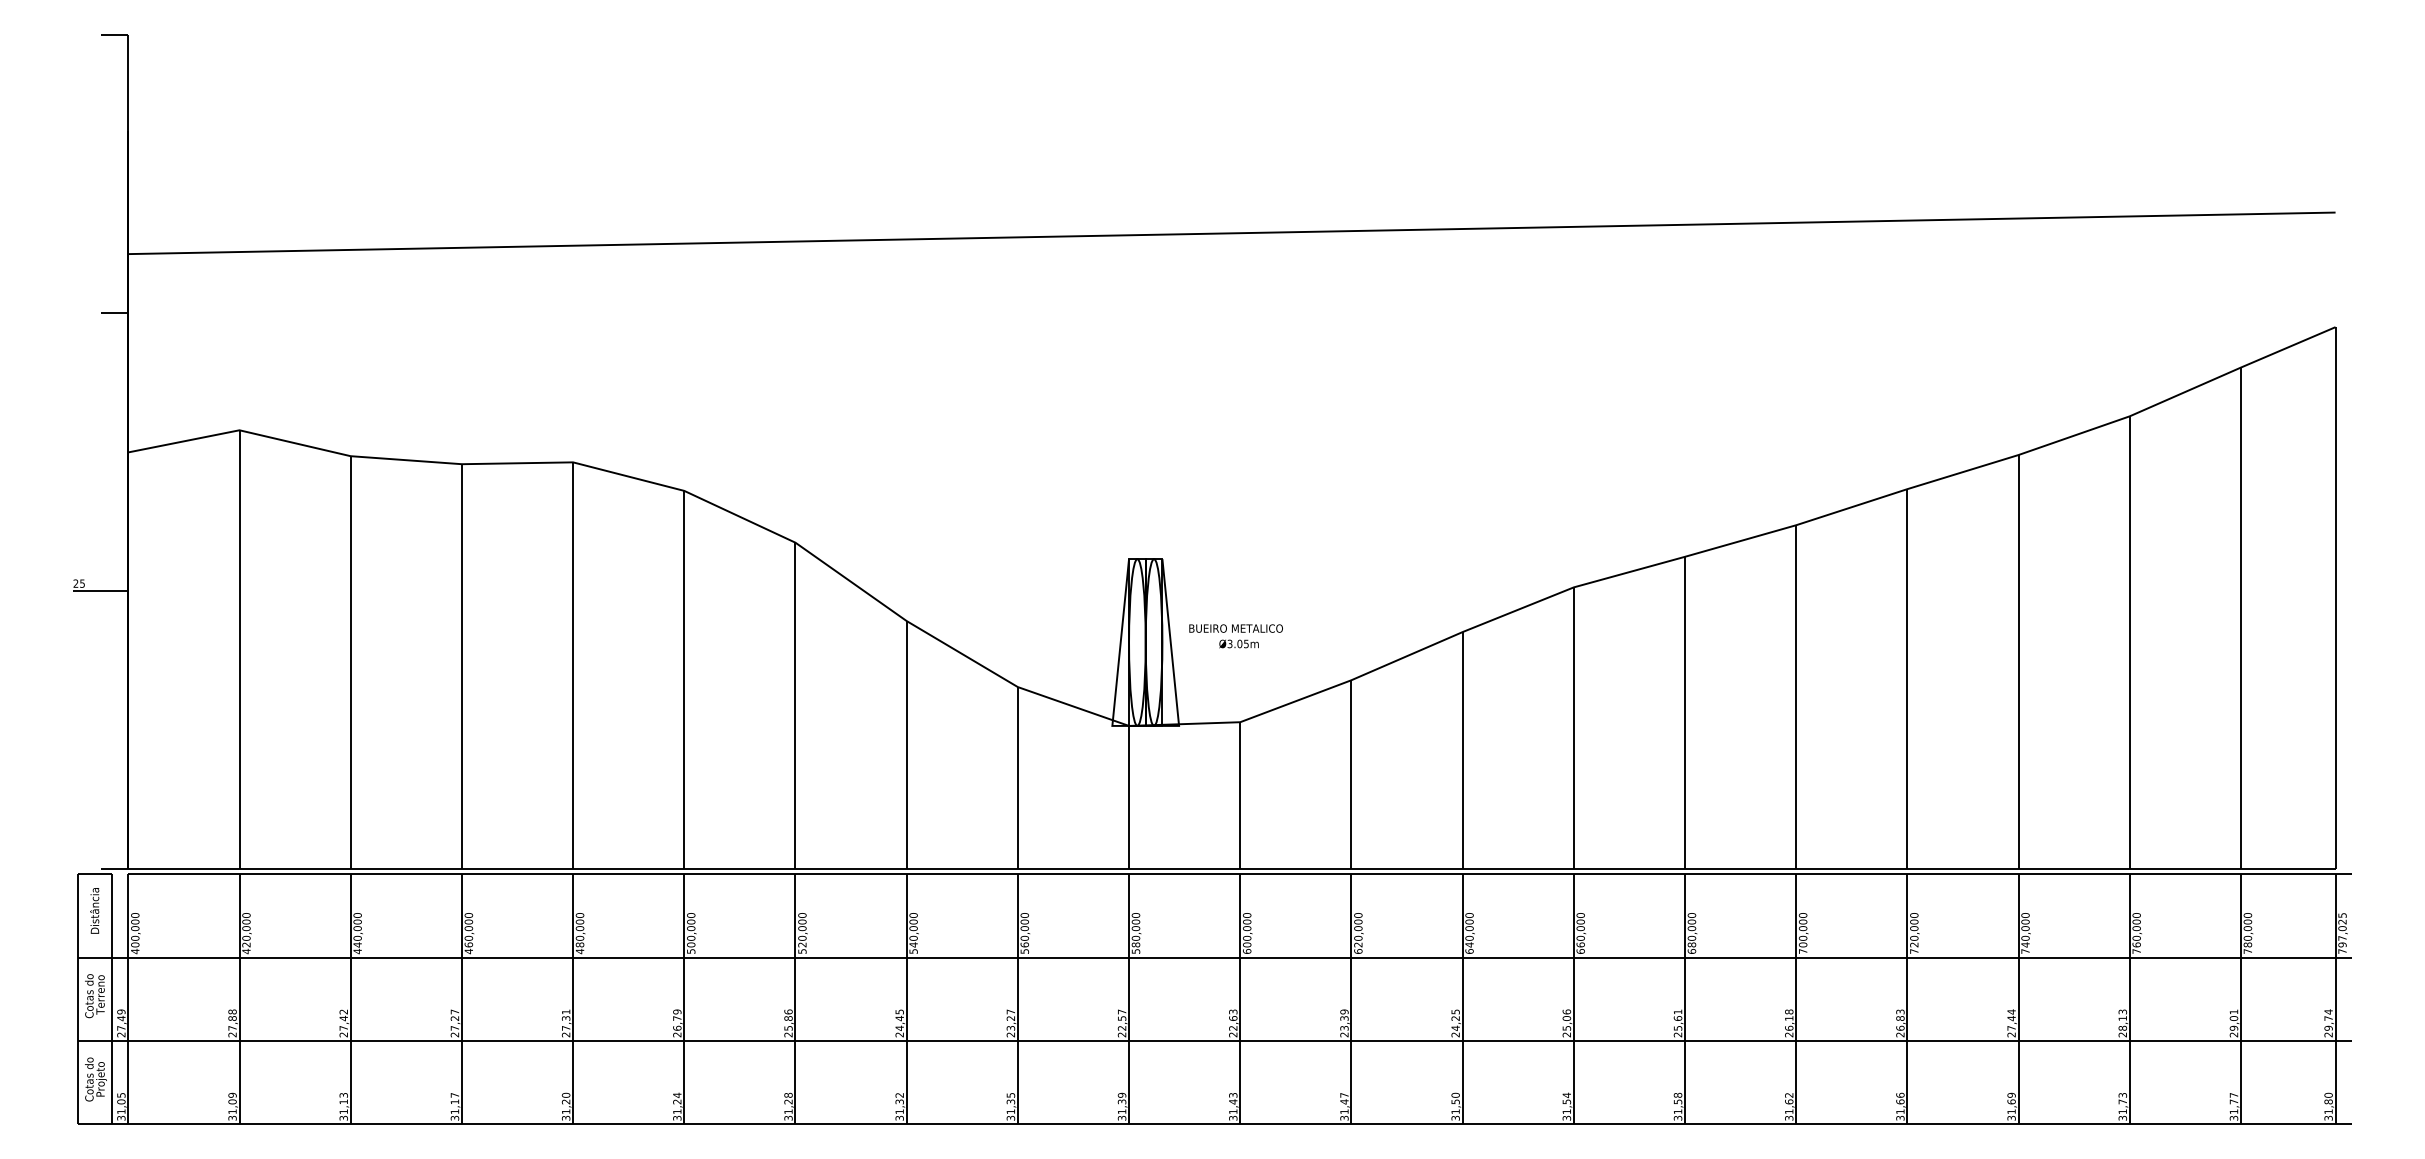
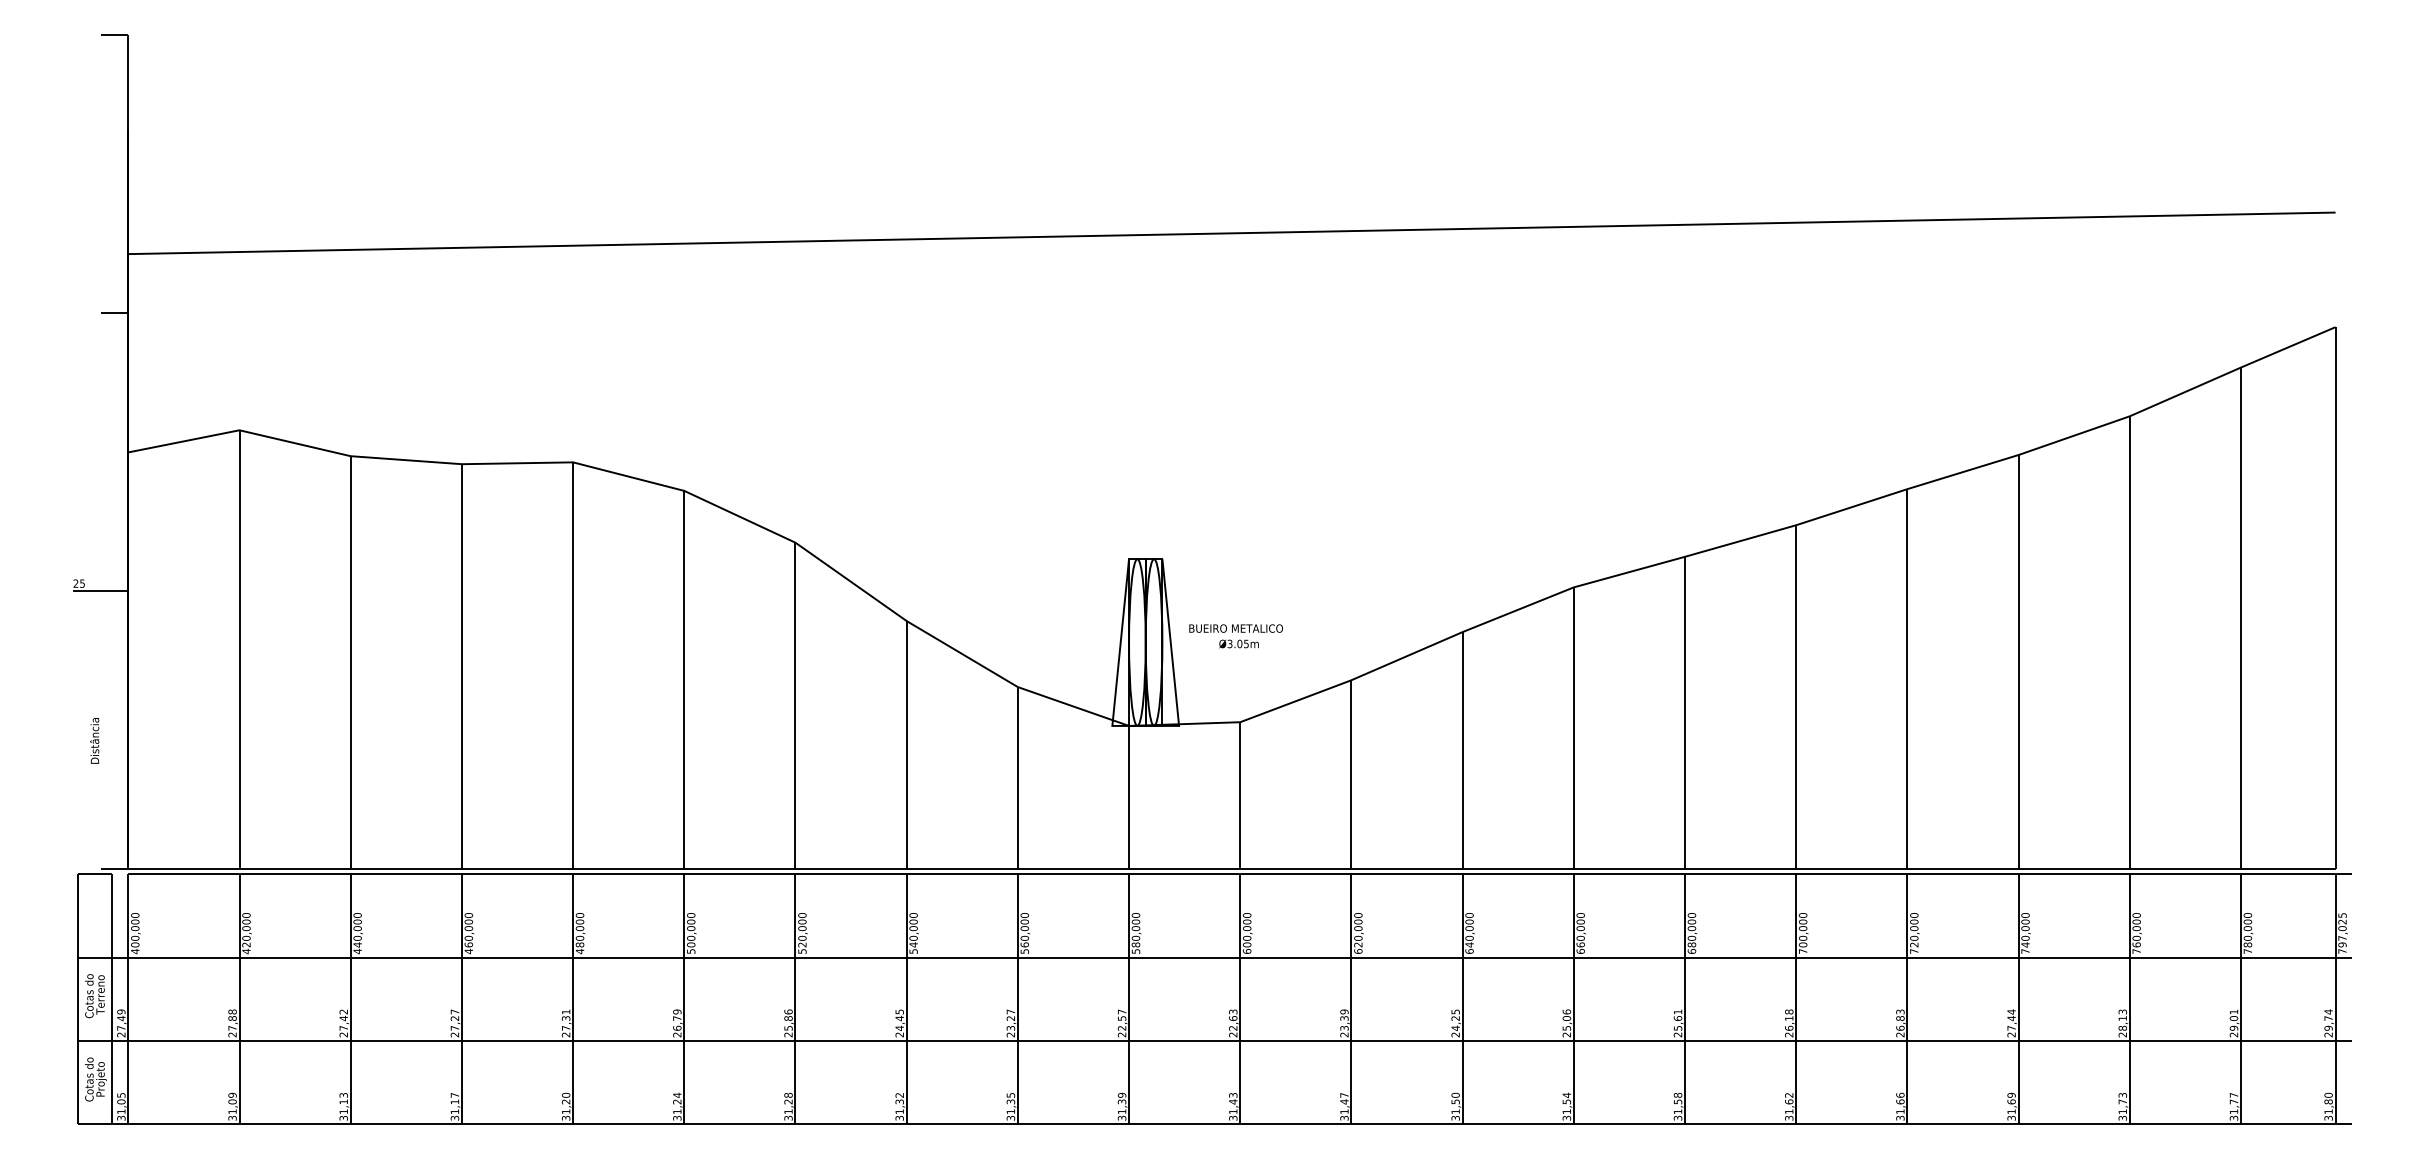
text position: (94, 910) -> (94, 740) (94, 740)
